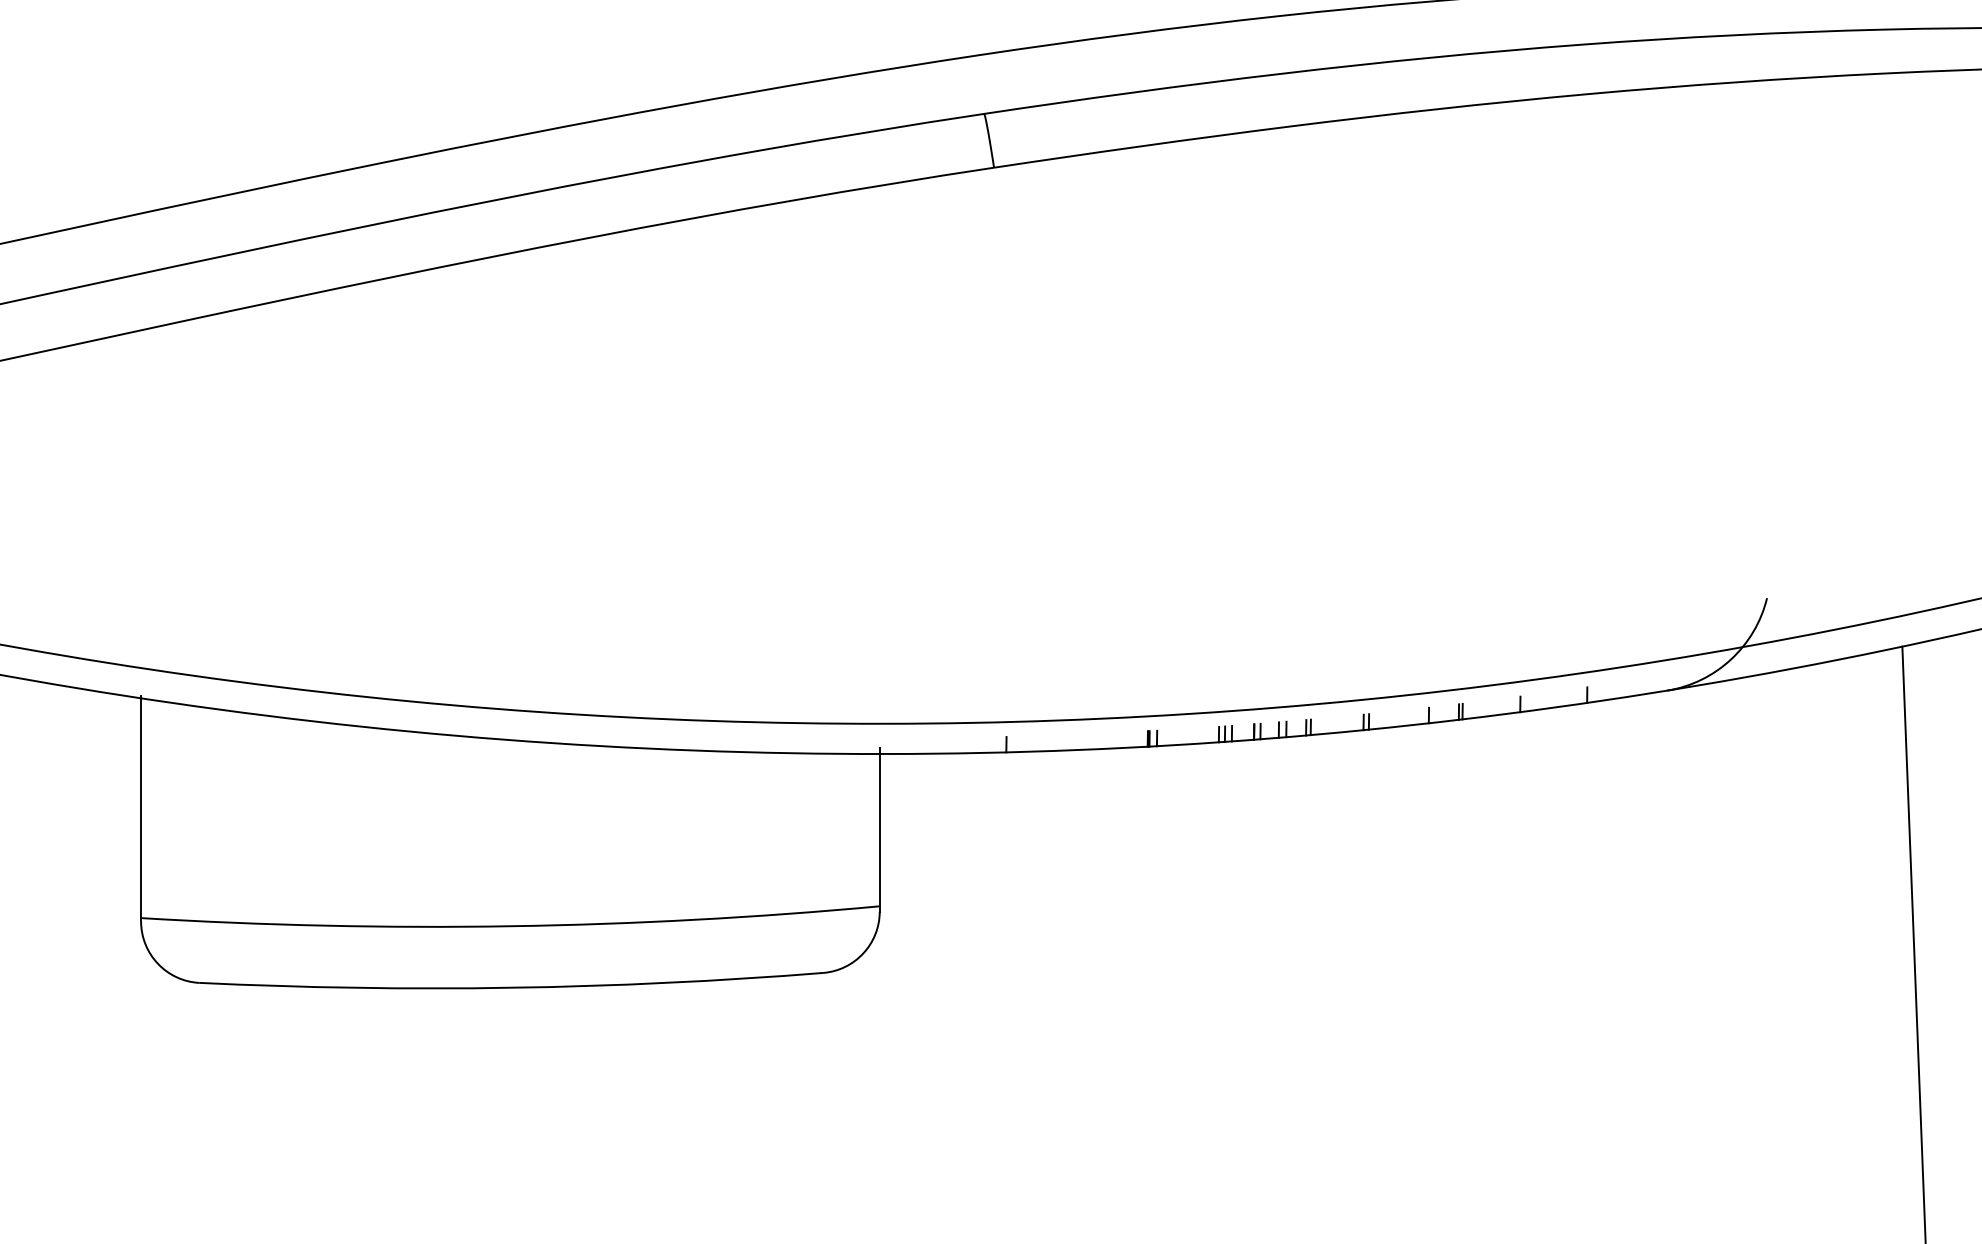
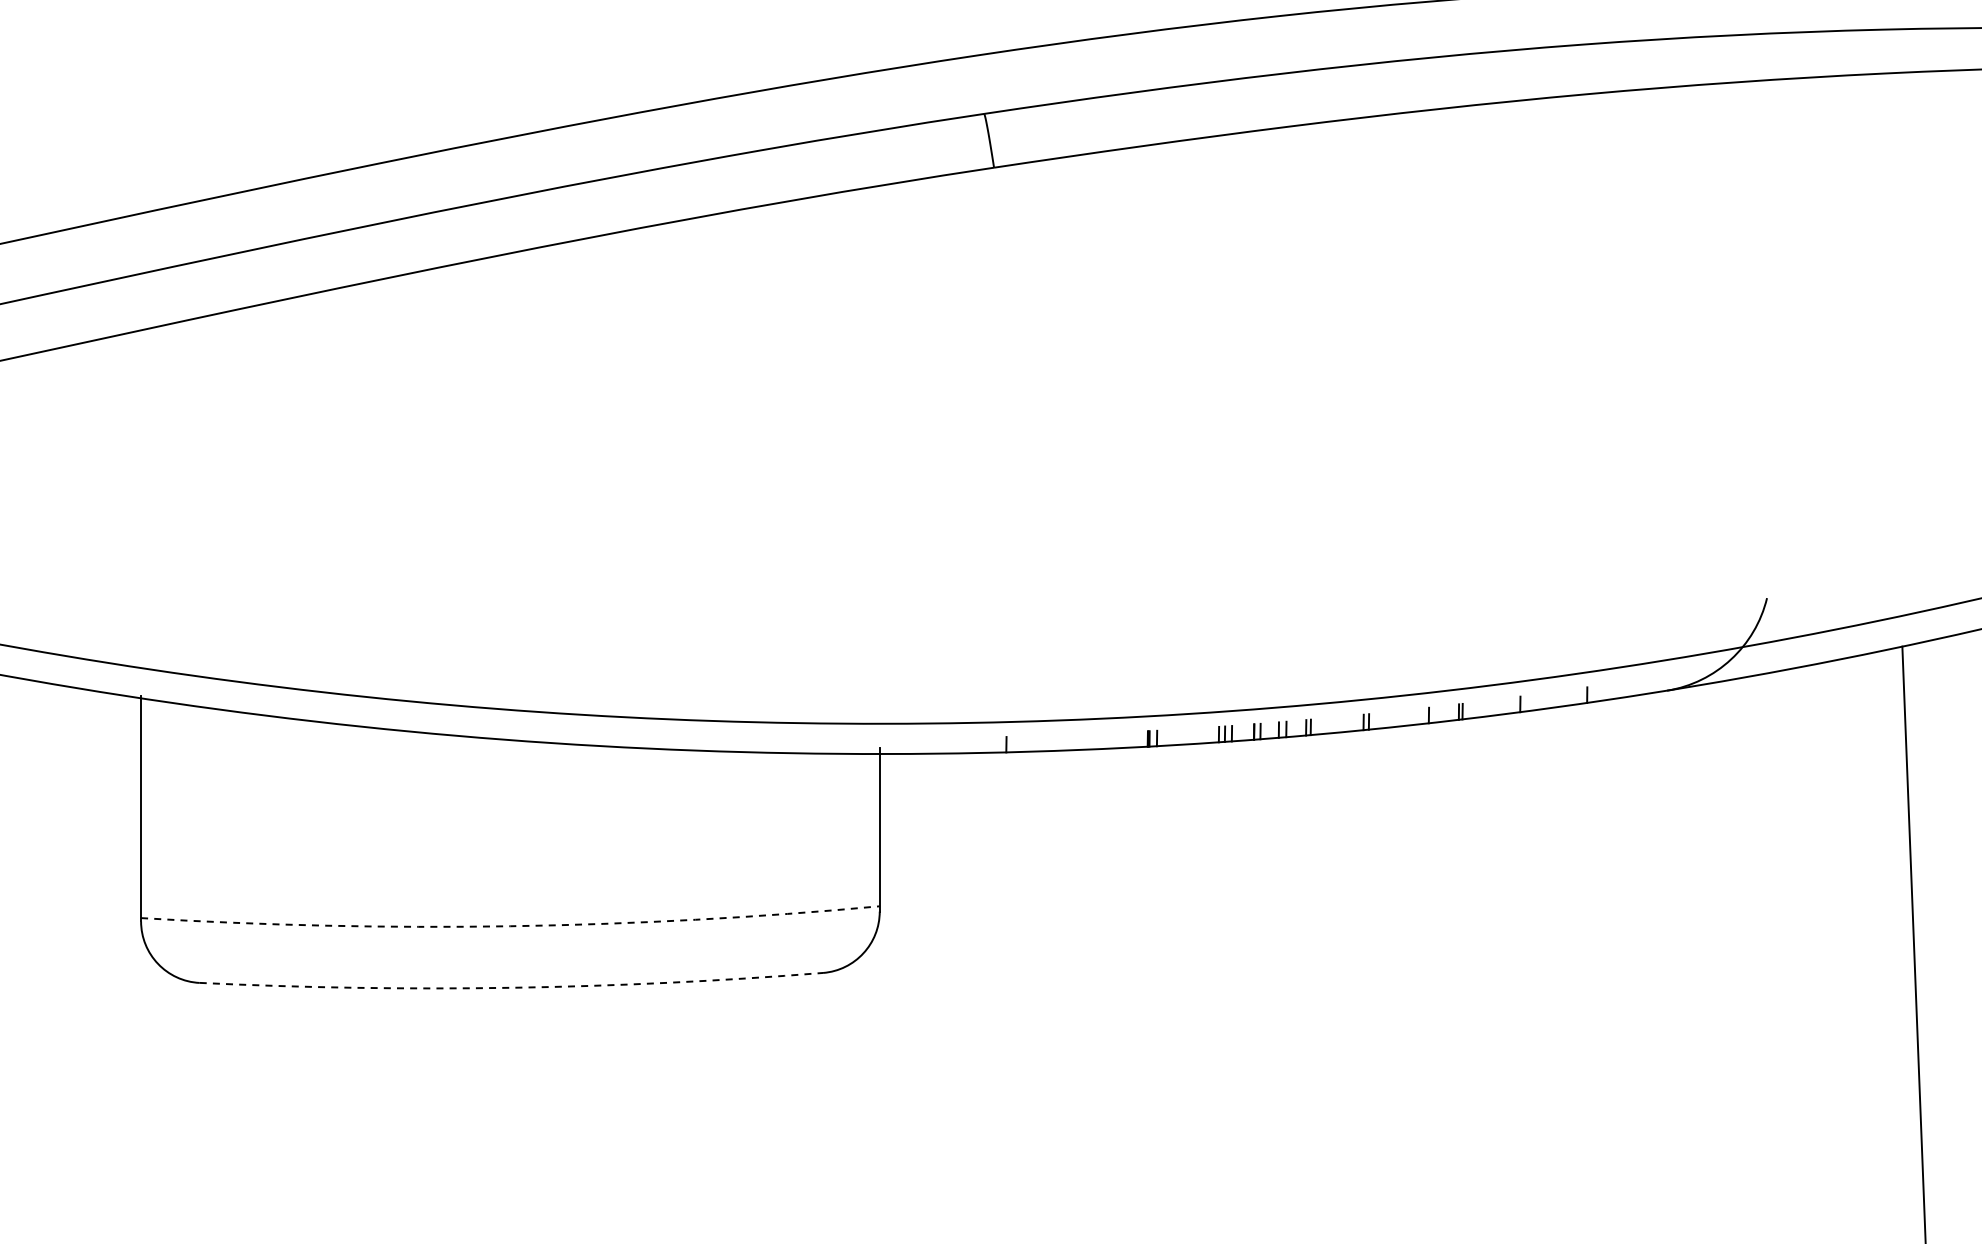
arc: solid -> dashed (510, 926)
arc: solid -> dashed (511, 987)
